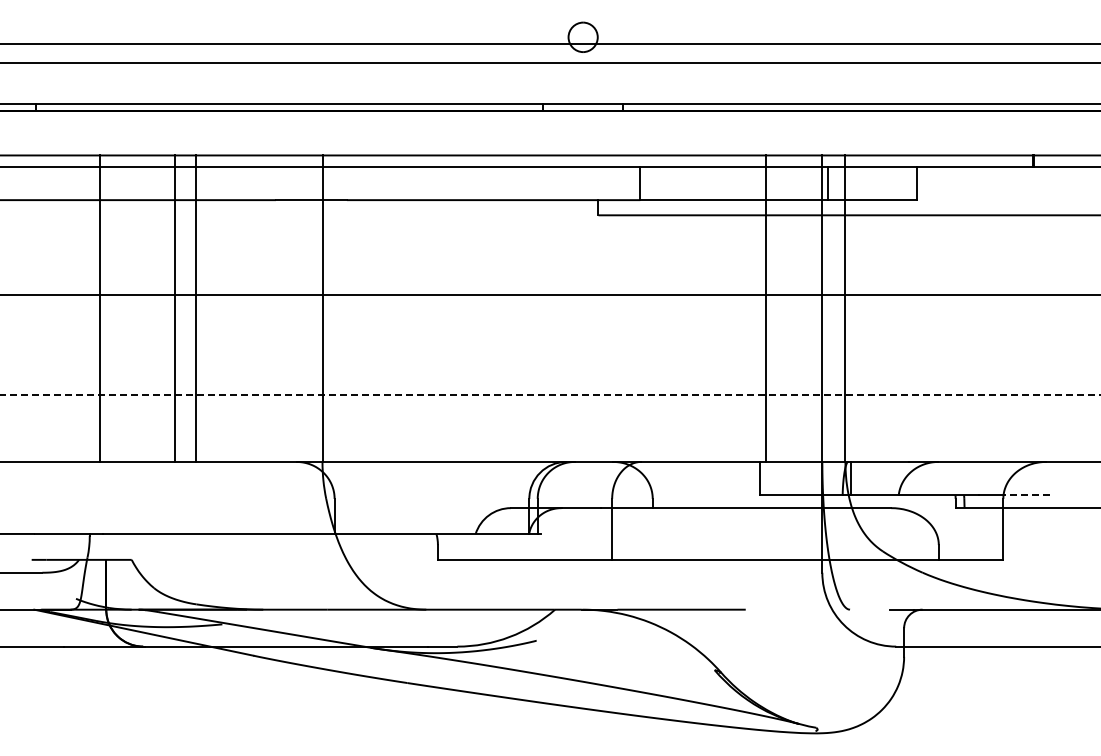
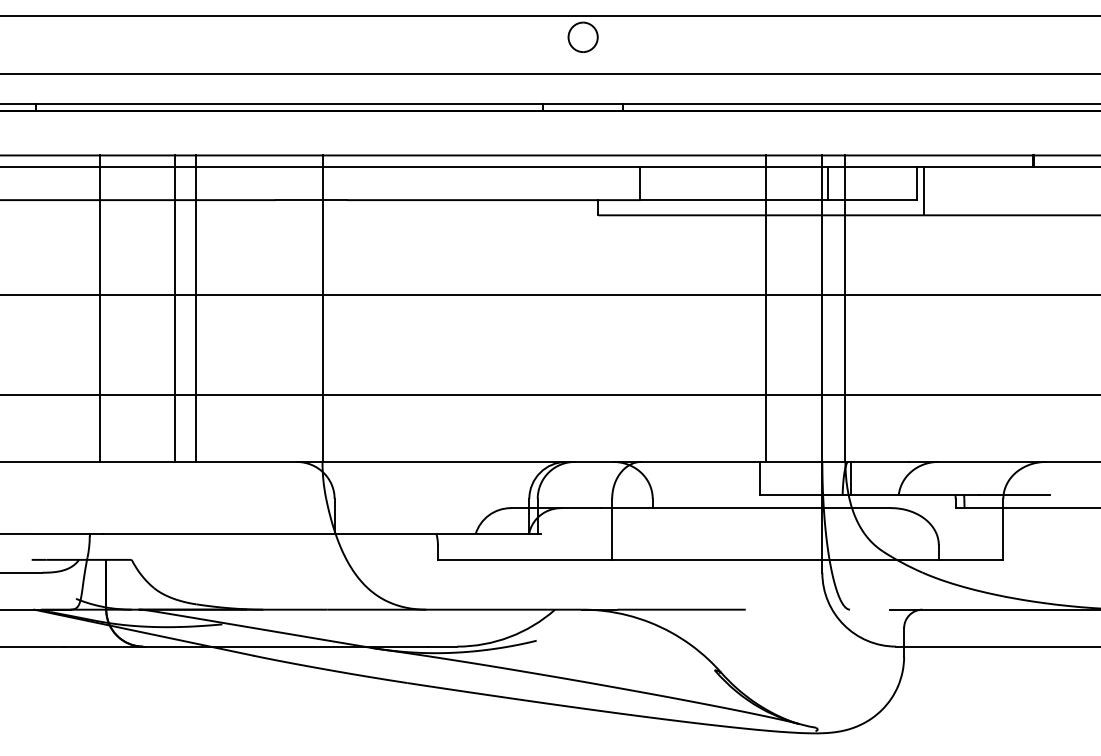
line position: (549, 44) -> (549, 16) (549, 16)
line position: (549, 63) -> (549, 74) (549, 74)
line: none -> present (924, 190)
line: dashed -> solid (550, 394)
line: dashed -> solid (1026, 495)
